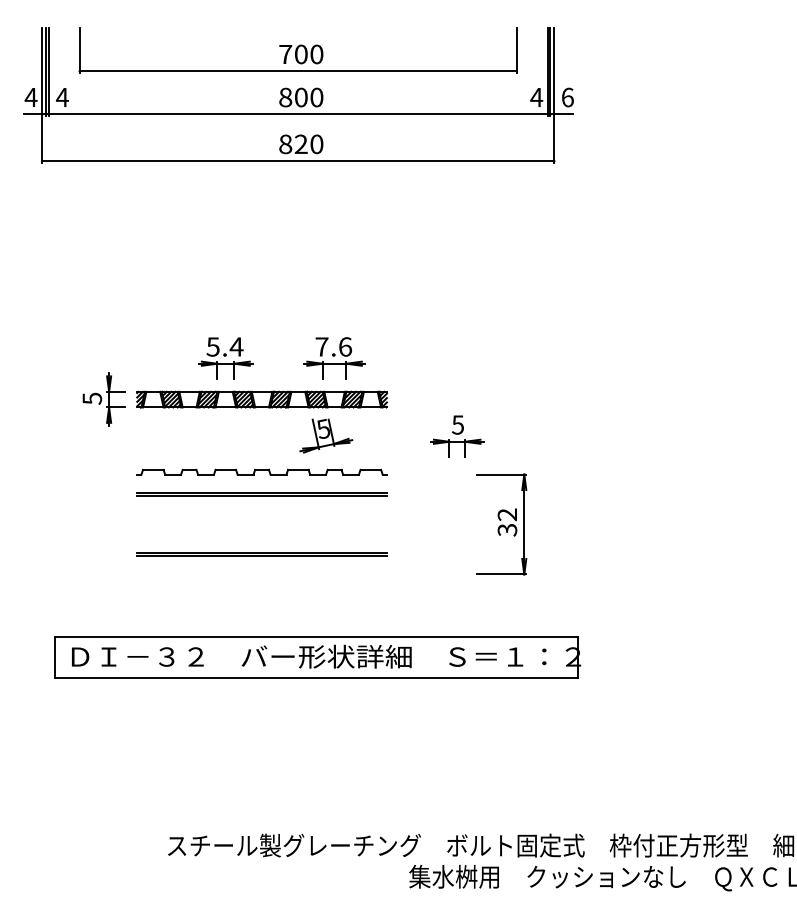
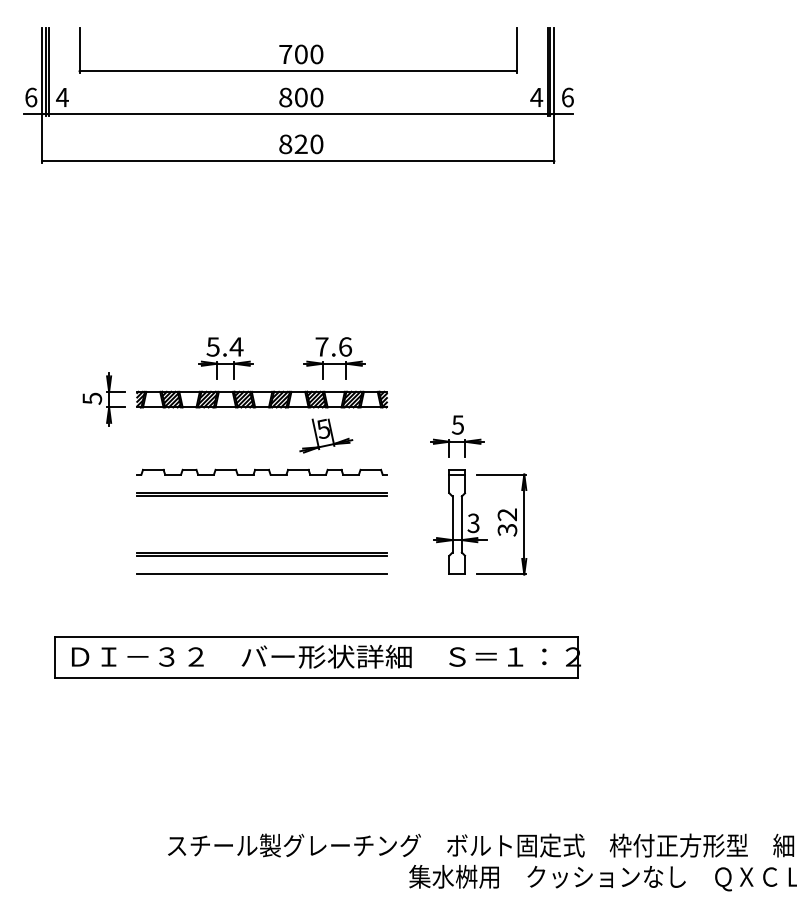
text: 4 -> 6 (30, 97)
part: none -> present (460, 521)
line: none -> present (261, 574)
